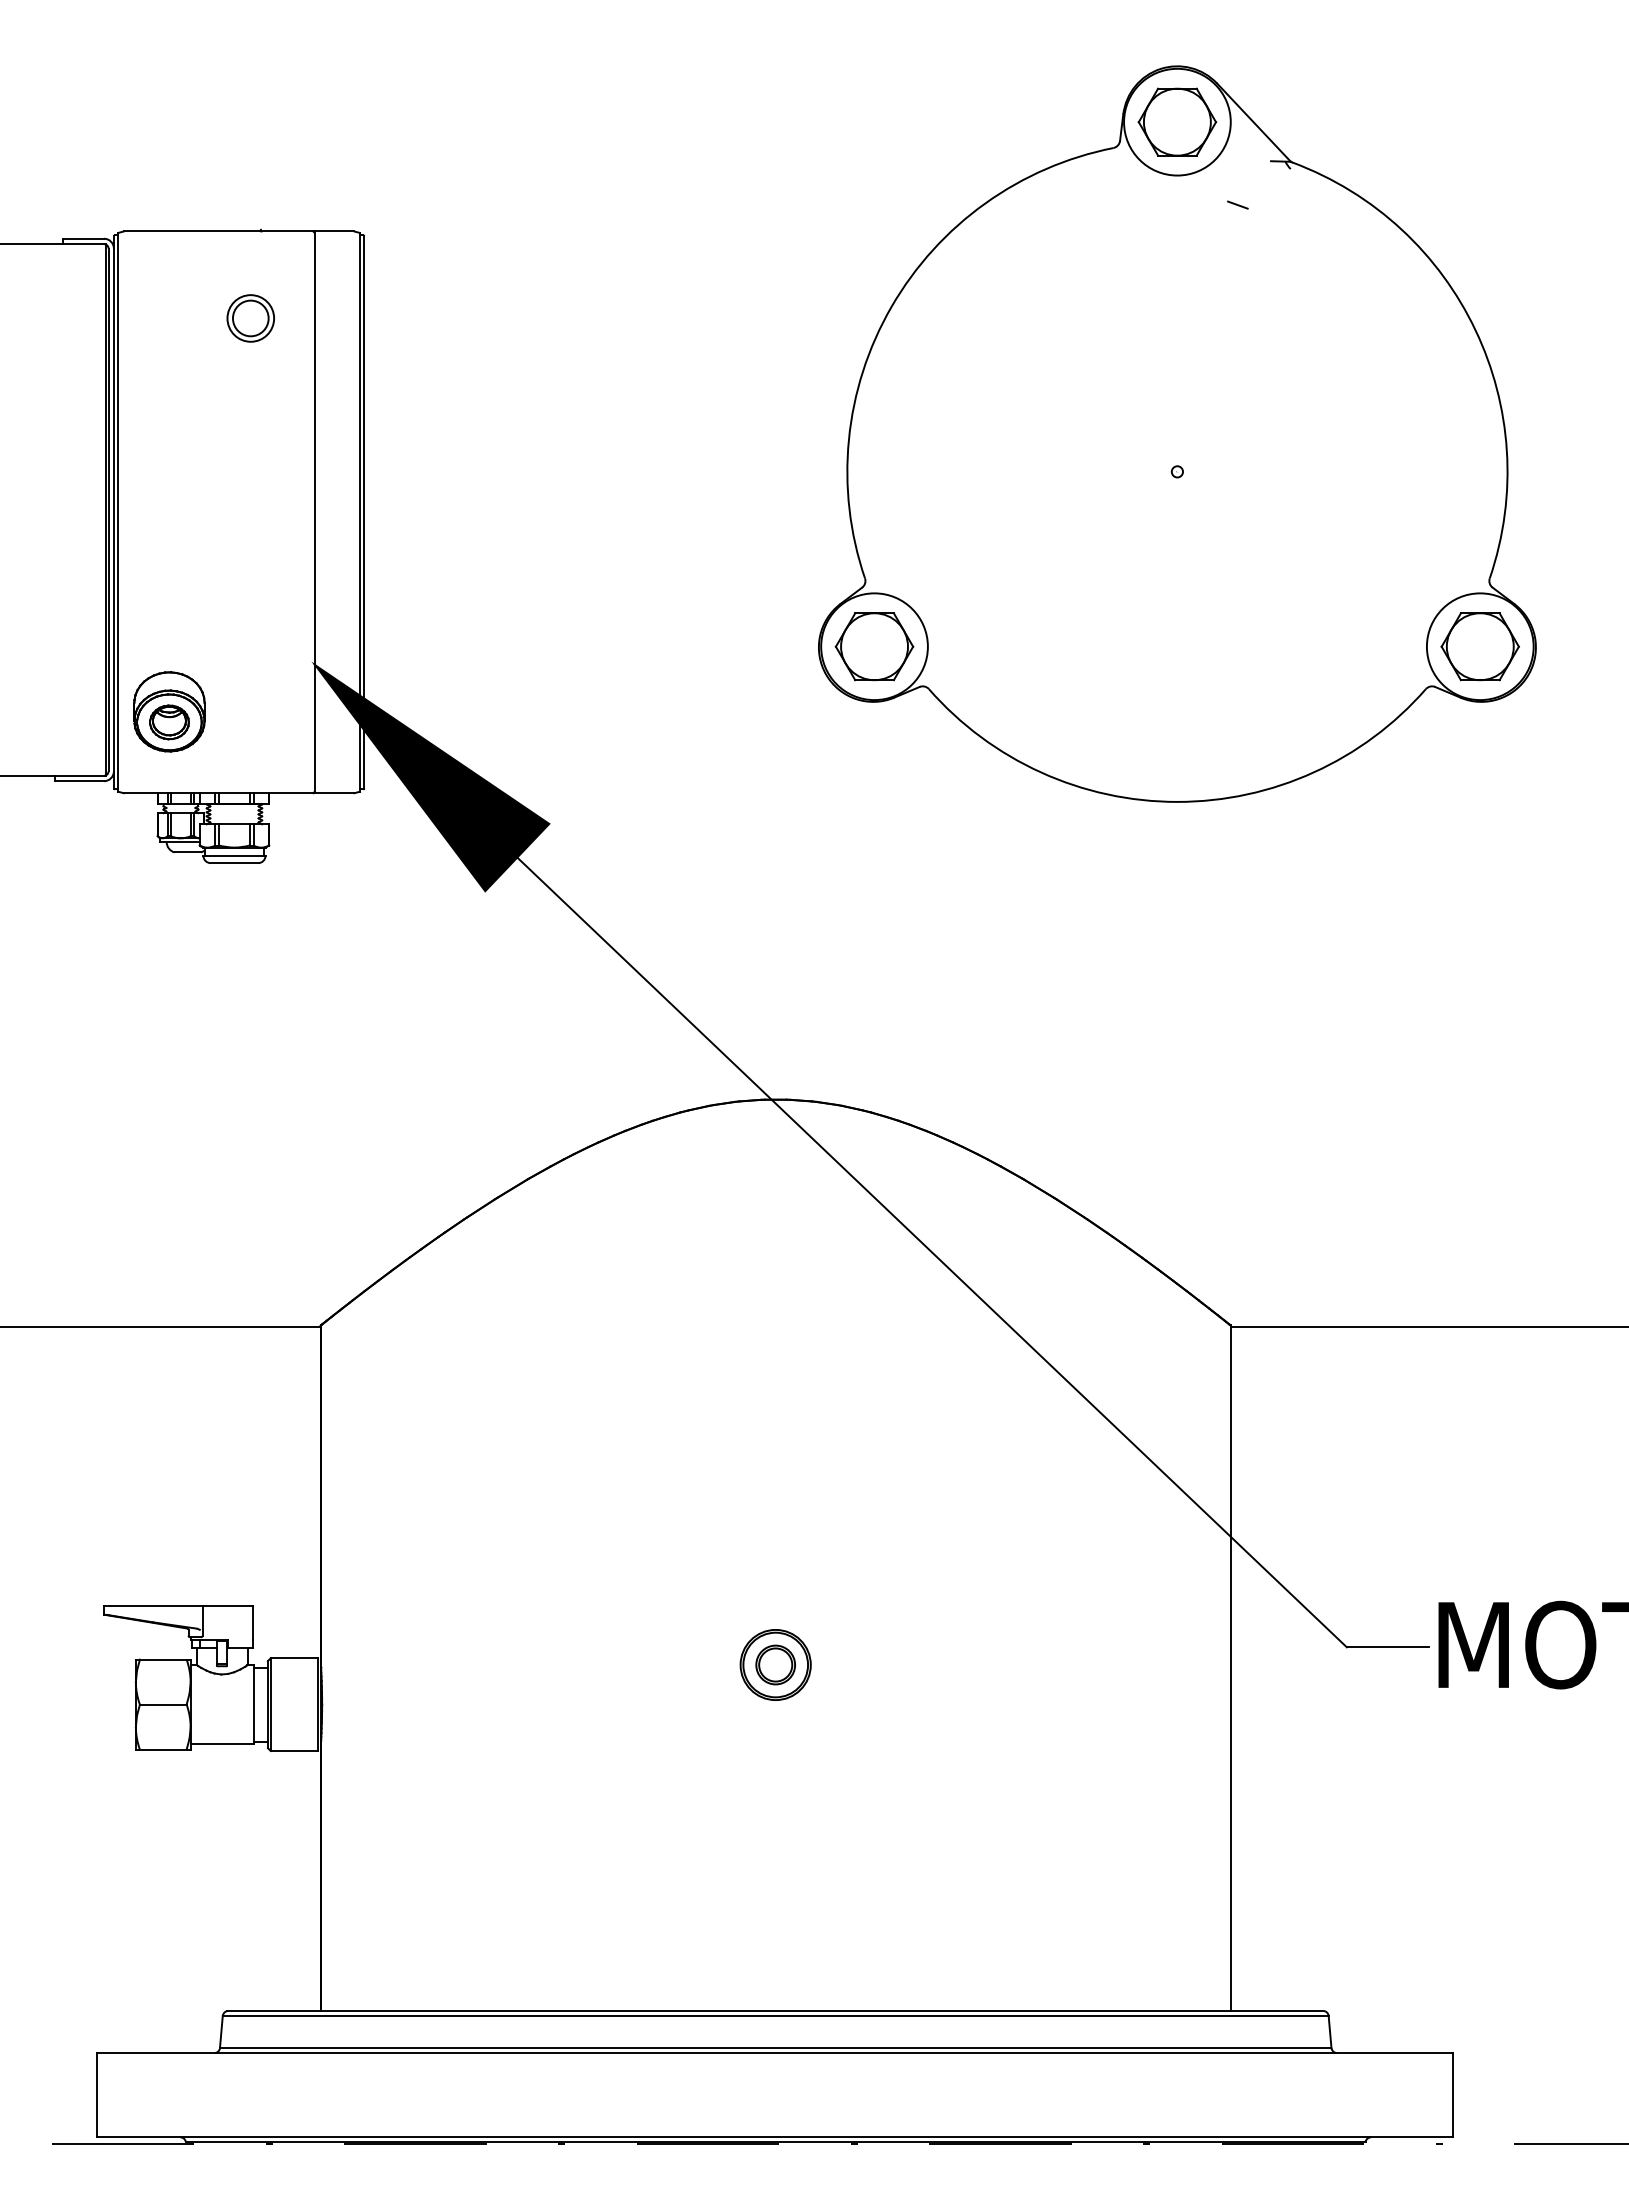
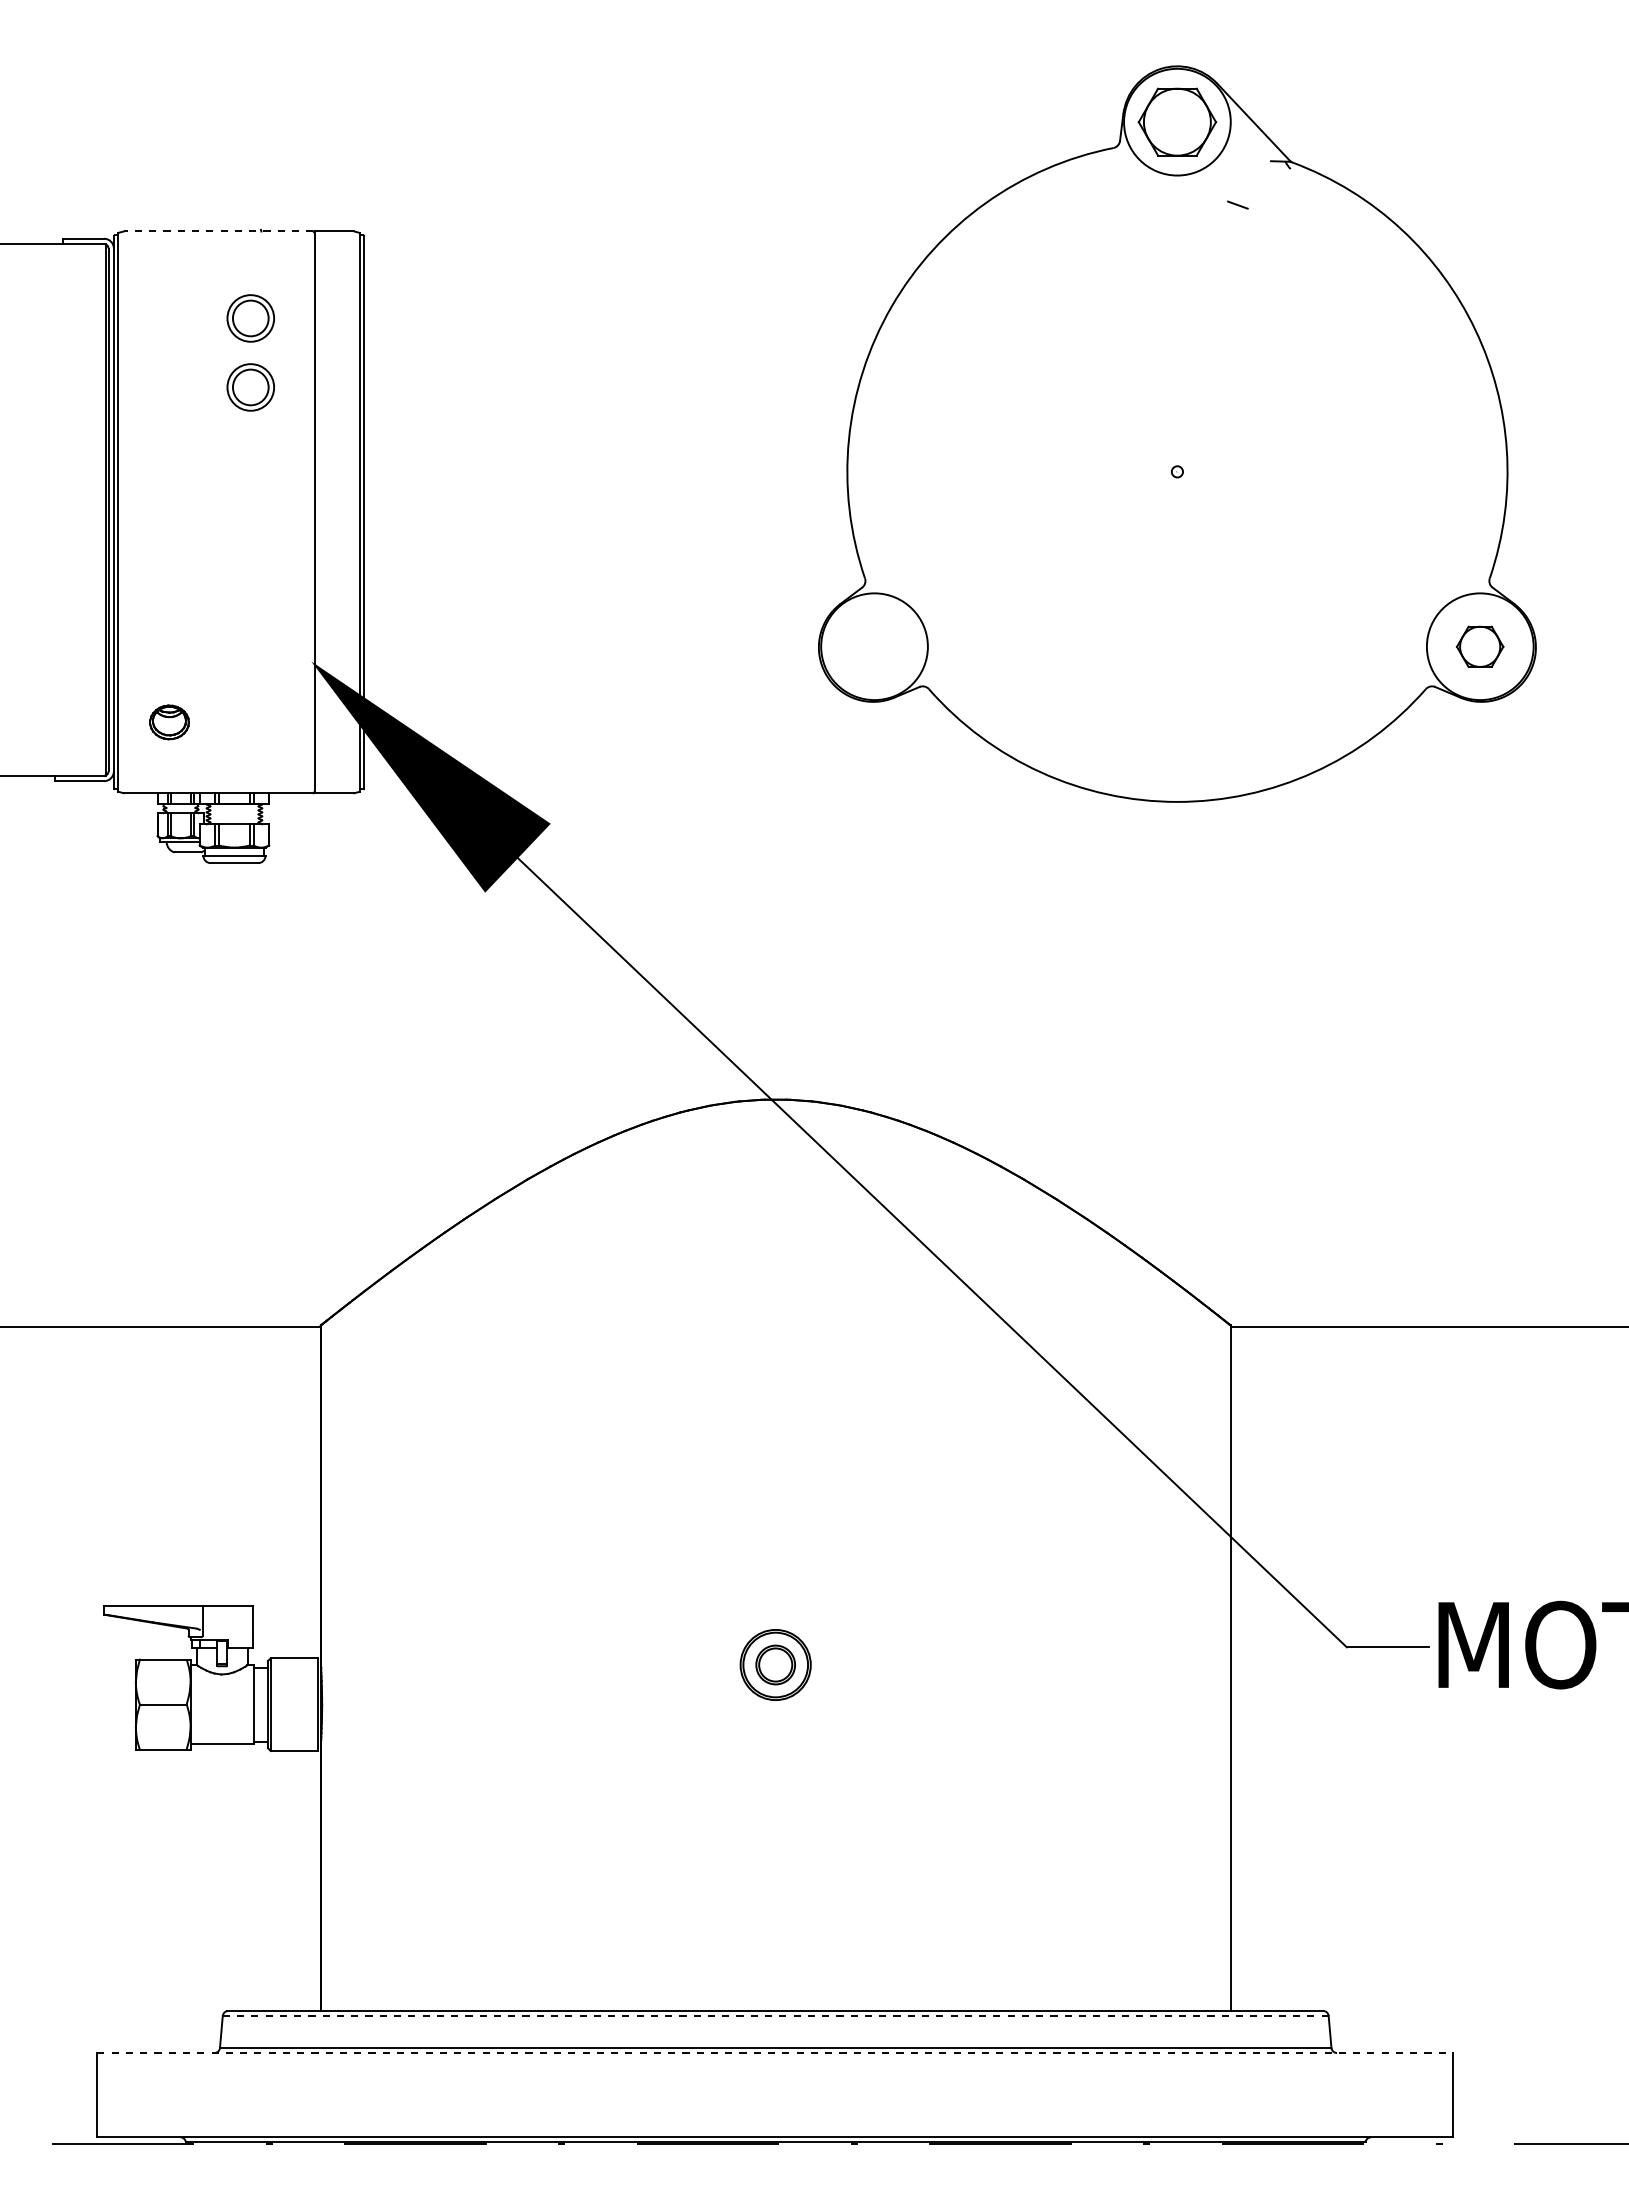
line: solid -> dashed (218, 231)
part: none -> present (250, 387)
part: present -> none (874, 646)
part size: 80x70 px -> 50x43 px (1479, 646)
part: present -> none (169, 711)
line: solid -> dashed (775, 2016)
line: solid -> dashed (775, 2053)
